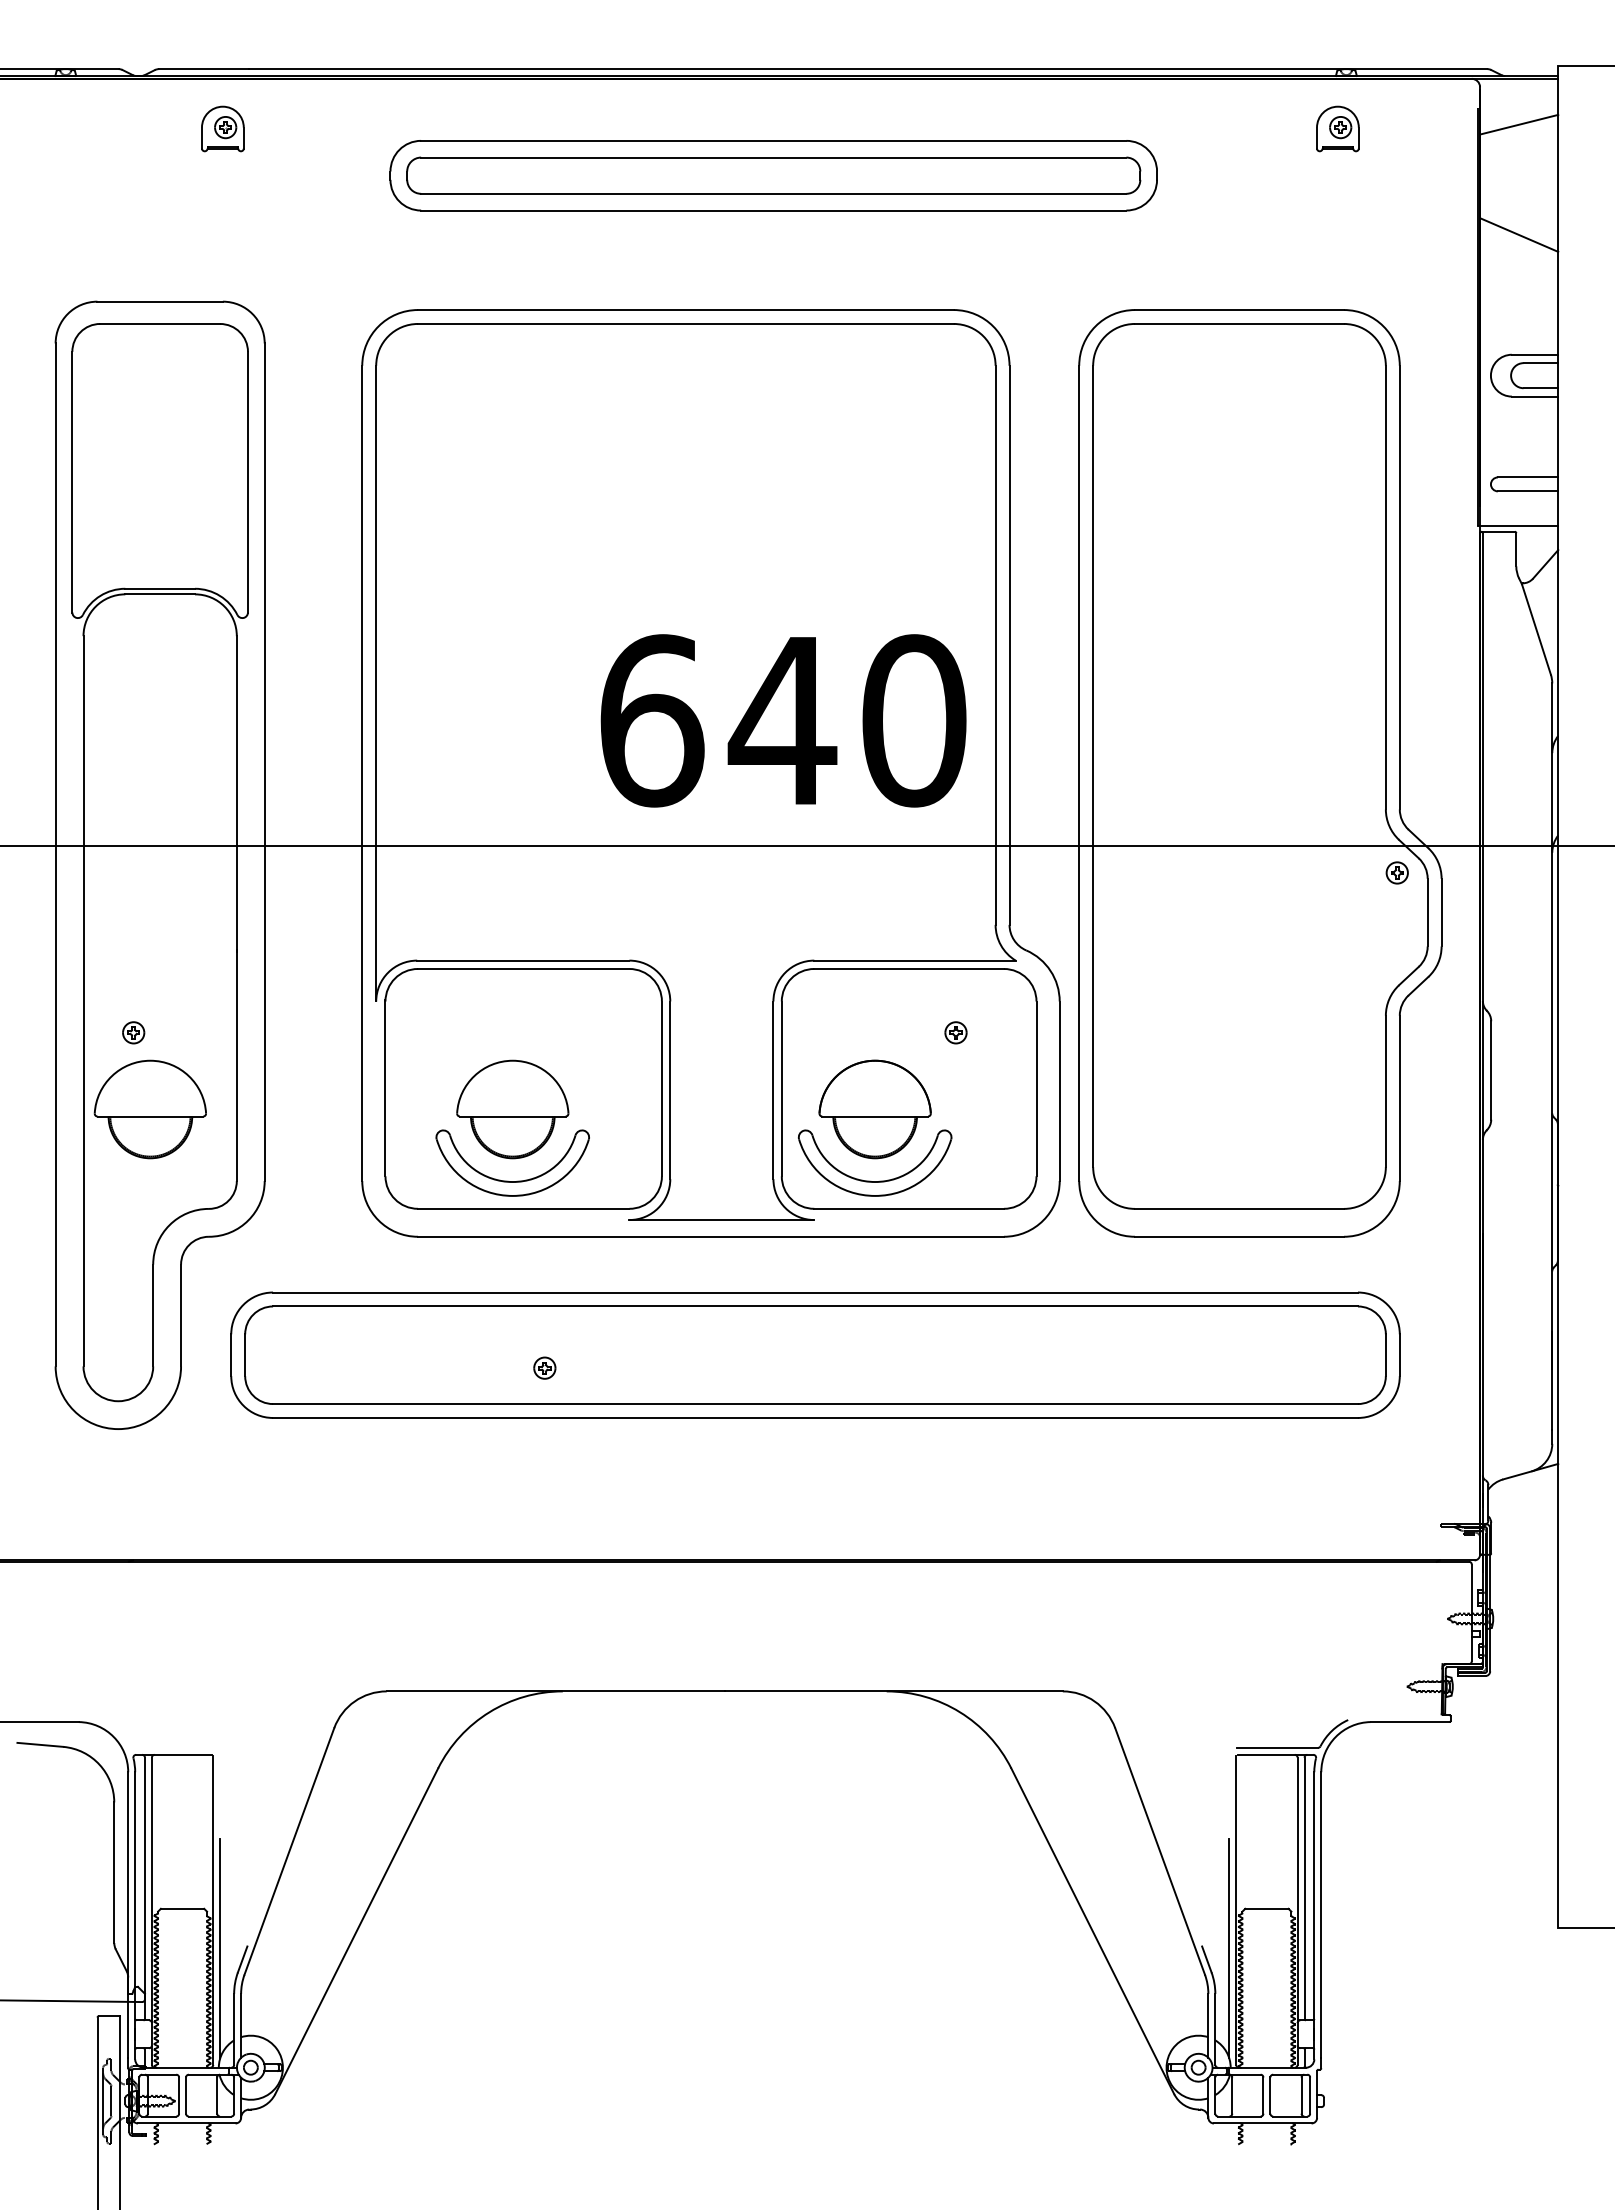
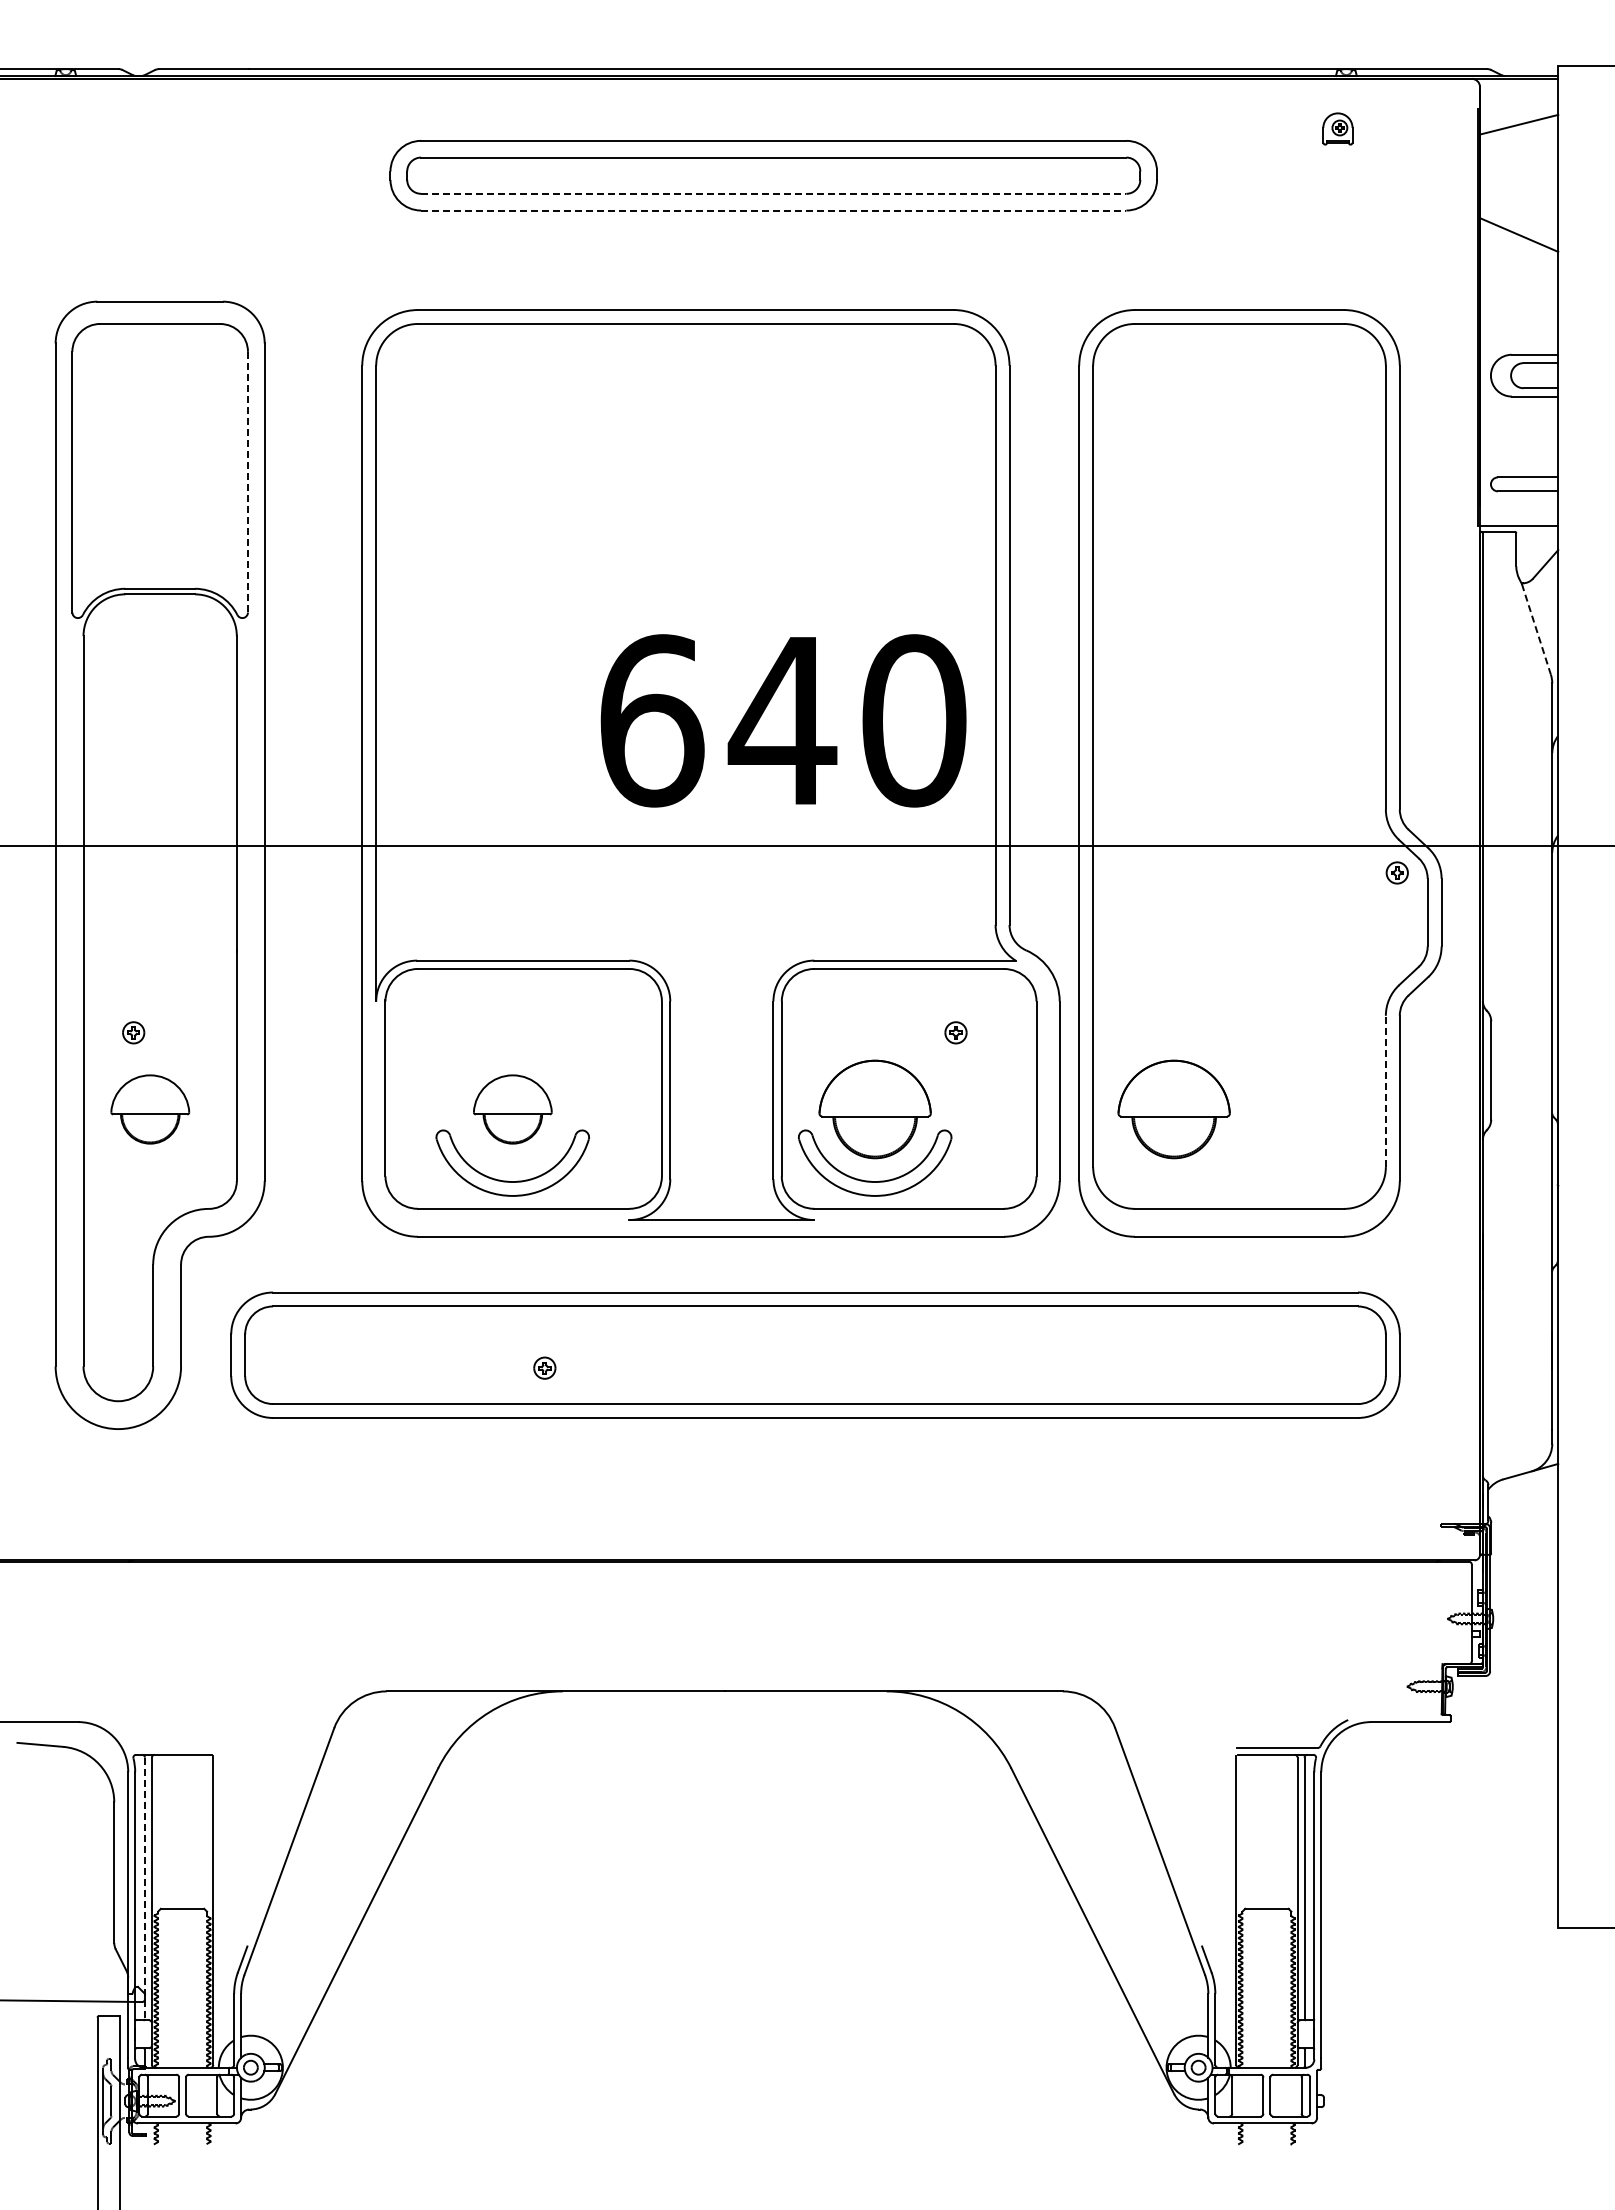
part: present -> none (222, 128)
part size: 44x48 px -> 32x34 px (1337, 128)
line: solid -> dashed (773, 193)
line: solid -> dashed (773, 210)
line: solid -> dashed (247, 482)
line: solid -> dashed (1536, 629)
line: solid -> dashed (1385, 1091)
part size: 114x101 px -> 81x71 px (150, 1109)
part size: 114x101 px -> 80x71 px (512, 1109)
part: none -> present (1173, 1109)
line: solid -> dashed (144, 1888)
line: present -> none (220, 1948)
line: present -> none (1229, 1948)
